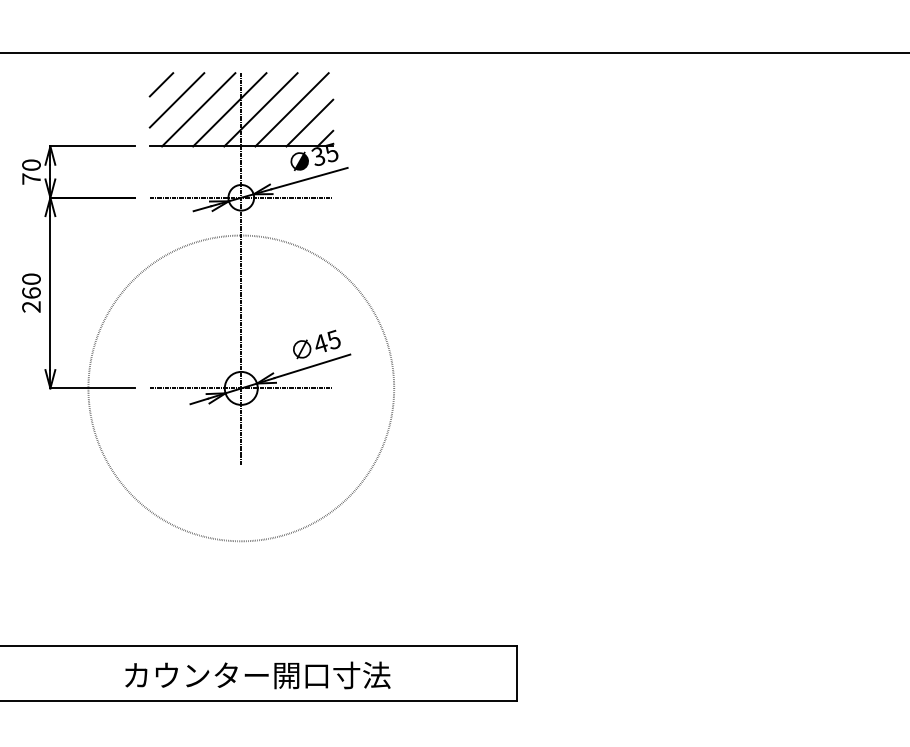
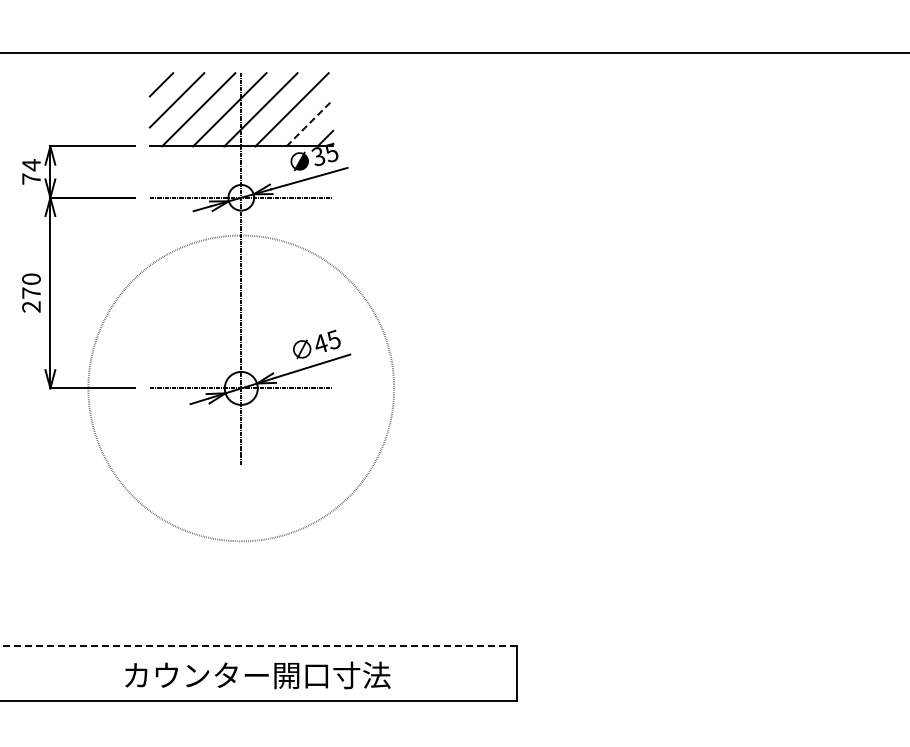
line: solid -> dashed (310, 122)
text: 70 -> 74 (31, 165)
text: 260 -> 270 (31, 292)
line: solid -> dashed (258, 646)
